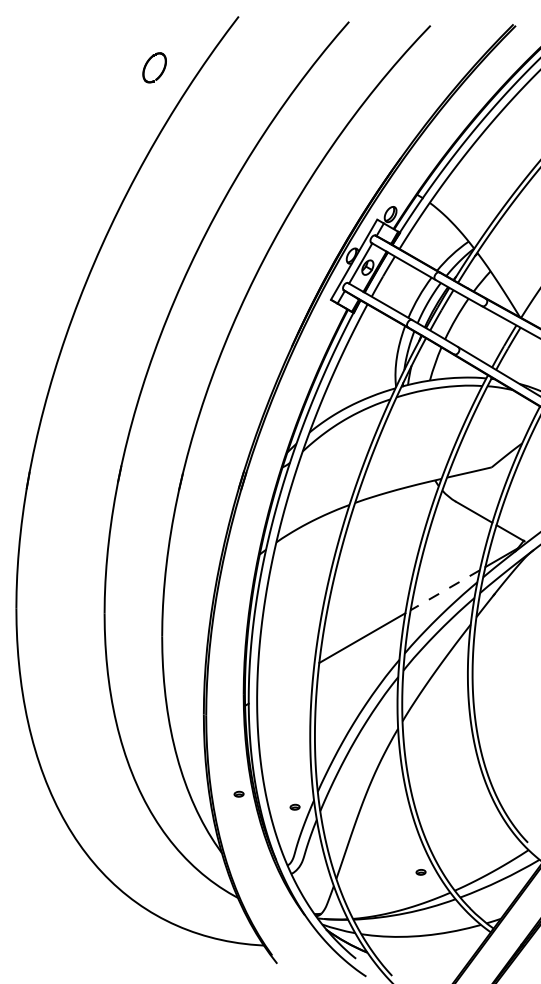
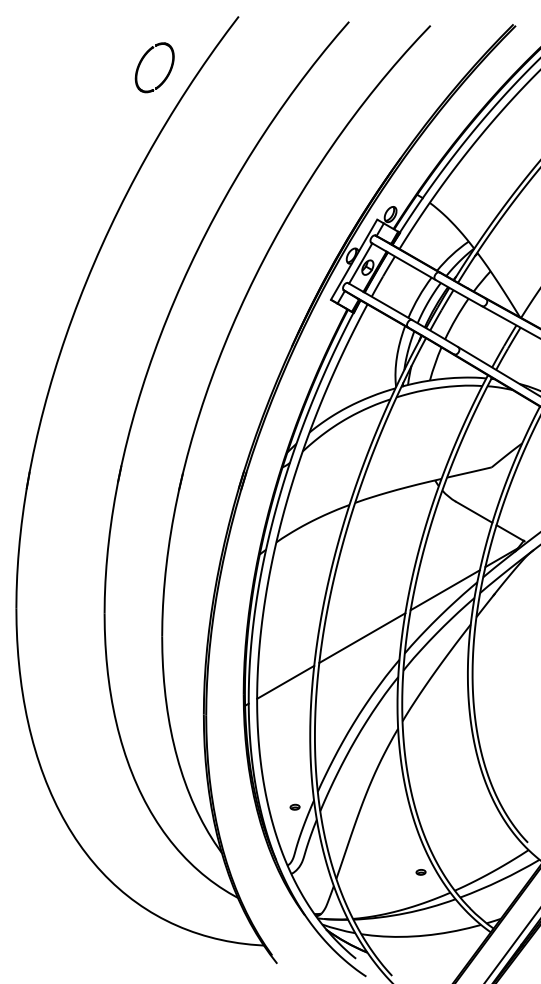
part size: 25x32 px -> 41x52 px (154, 67)
line: dashed -> solid (445, 590)
line: none -> present (285, 681)
part: present -> none (238, 793)
line: none -> present (511, 945)
